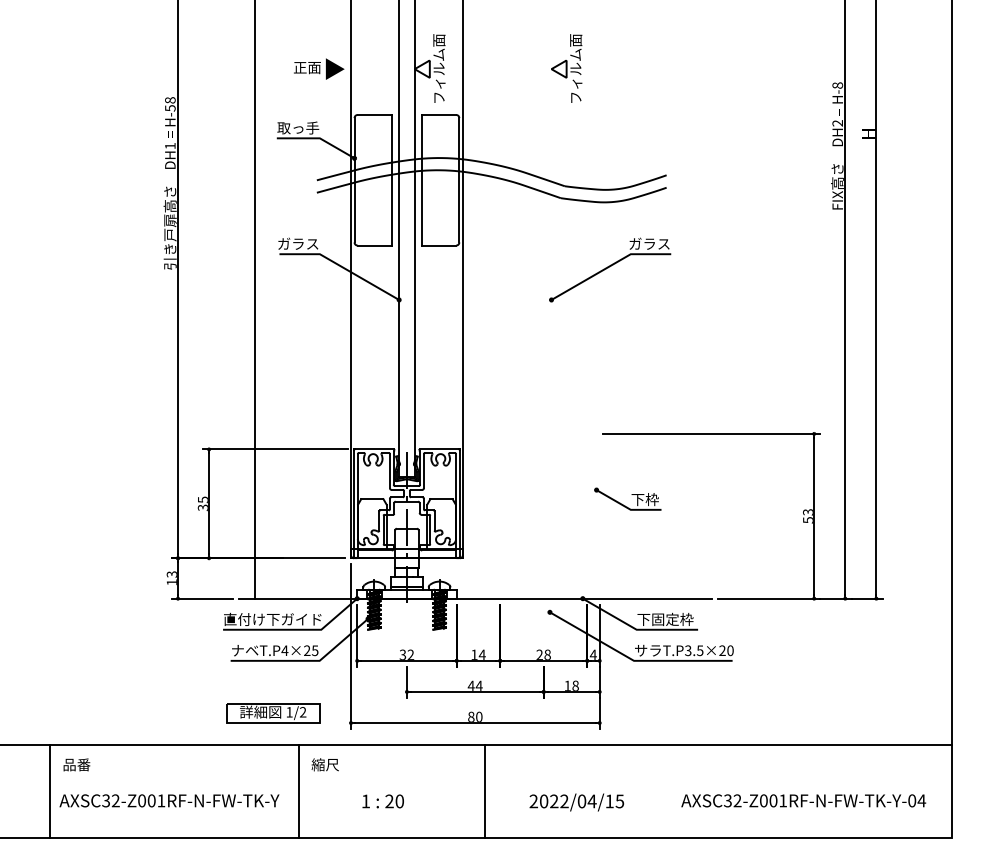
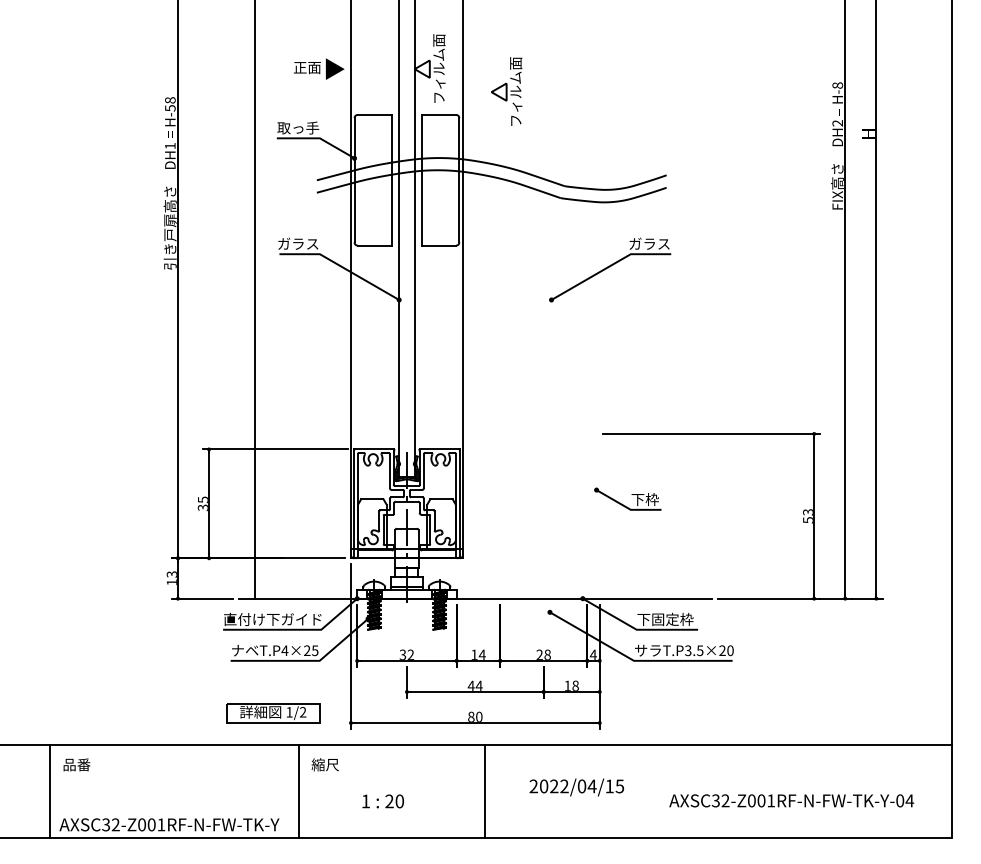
part position: (566, 68) -> (506, 91) (506, 91)
text position: (169, 800) -> (169, 824) (169, 824)
text position: (803, 800) -> (791, 800) (791, 800)
text position: (576, 802) -> (576, 787) (576, 787)
